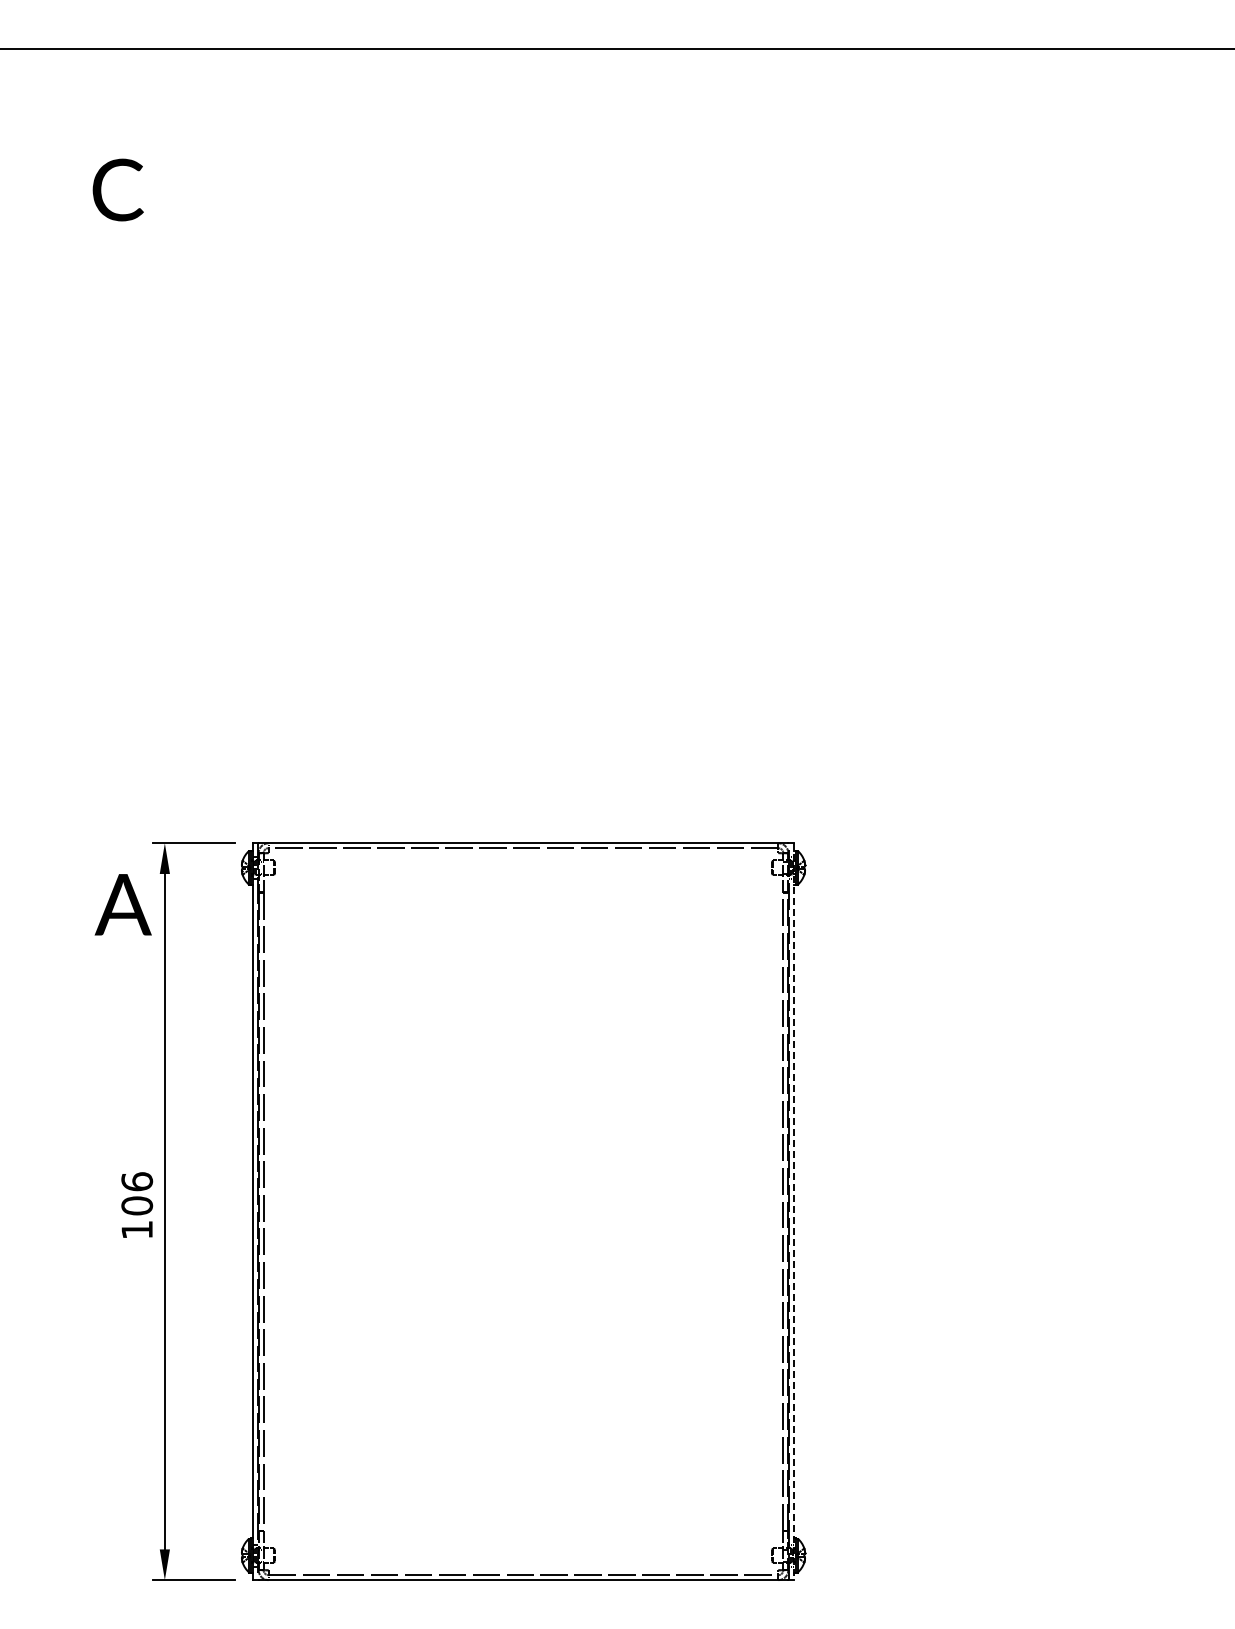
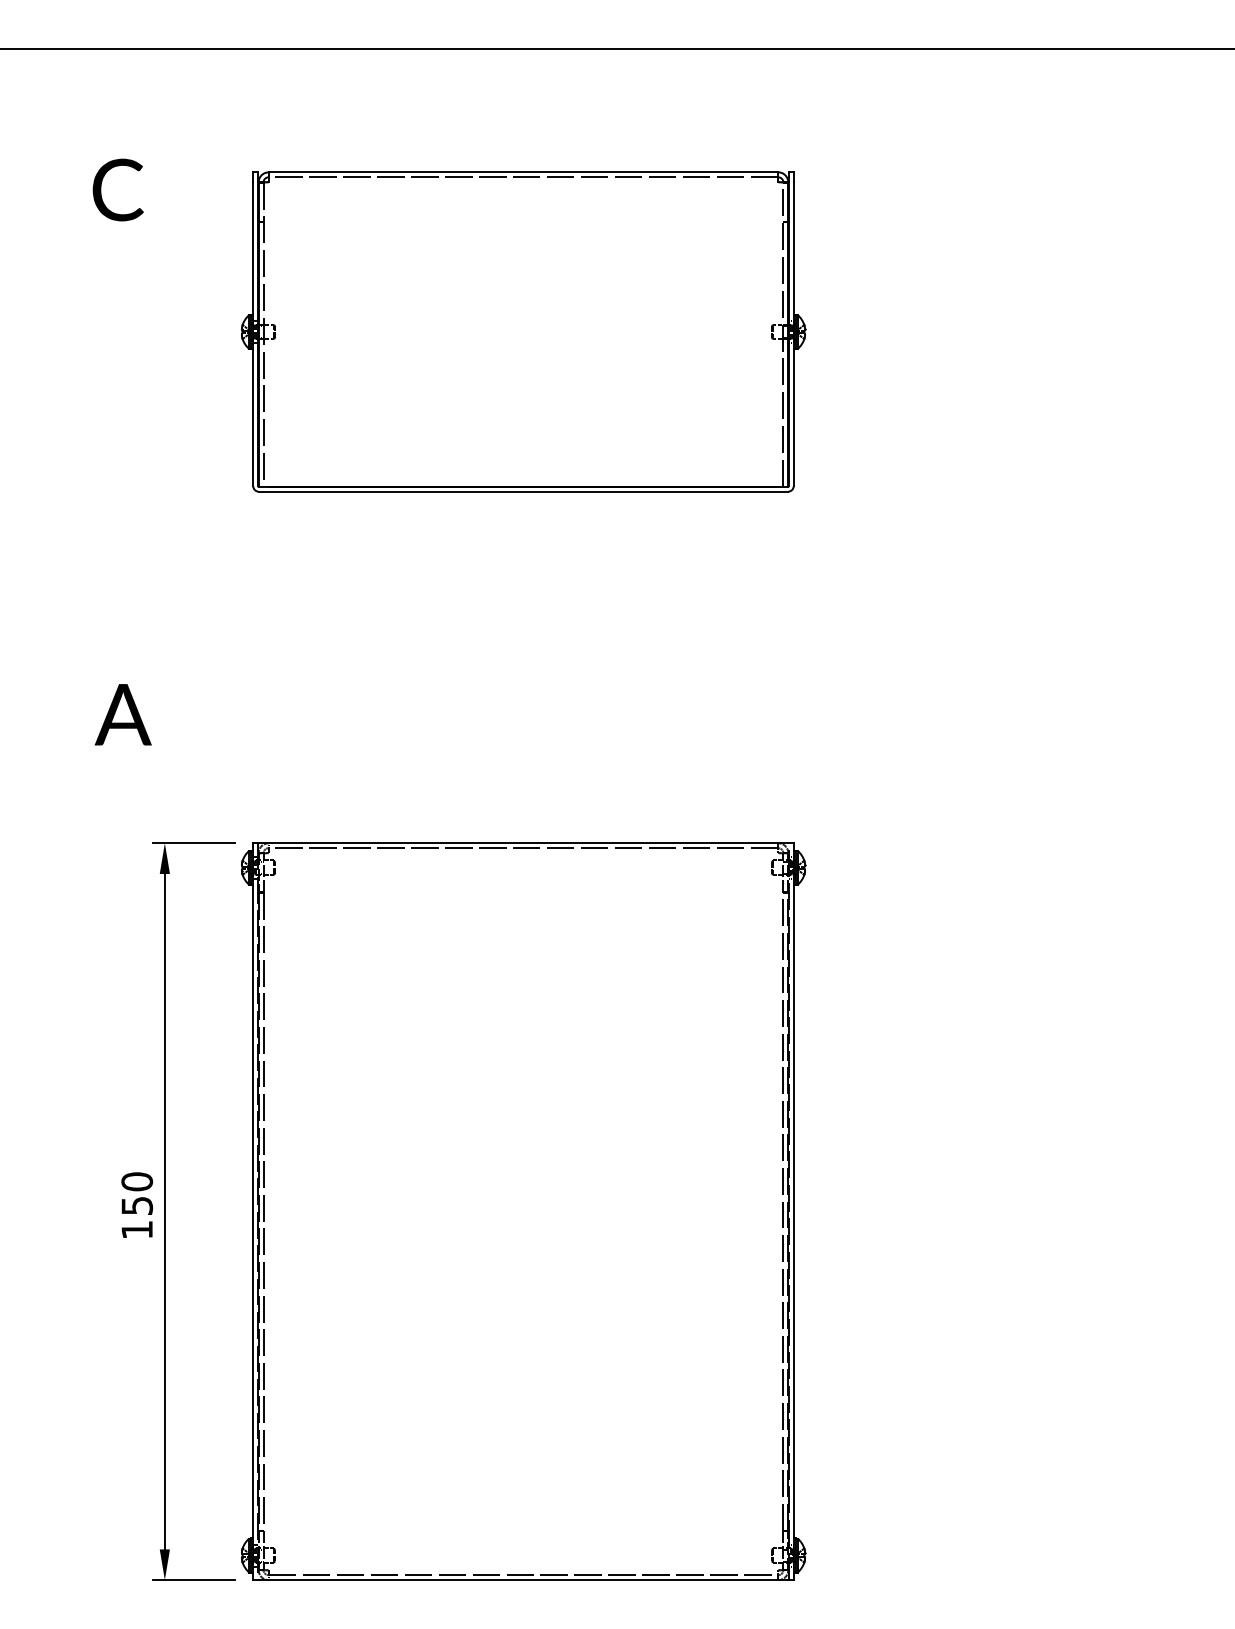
part: none -> present (523, 331)
text position: (122, 904) -> (122, 714) (122, 714)
text: 106 -> 150 (137, 1193)
line: dashed -> solid (793, 1212)
